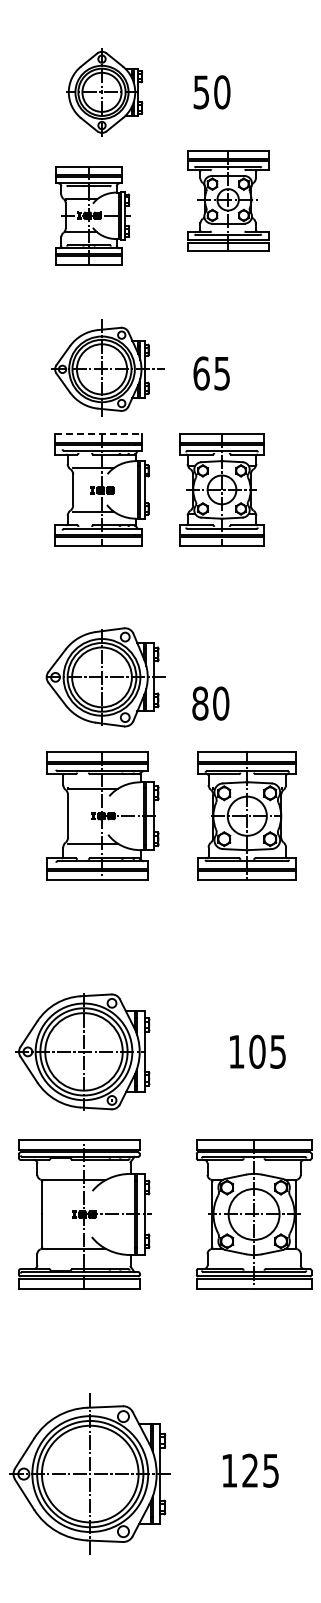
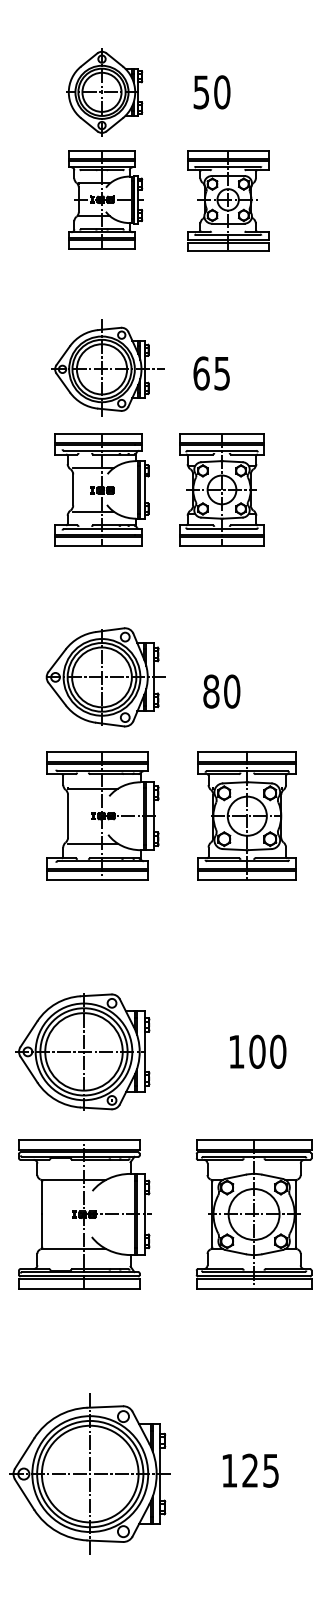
part position: (92, 215) -> (105, 199) (105, 199)
line: dashed -> solid (98, 433)
text position: (210, 703) -> (221, 691) (221, 691)
text: 105 -> 100 (278, 1051)
